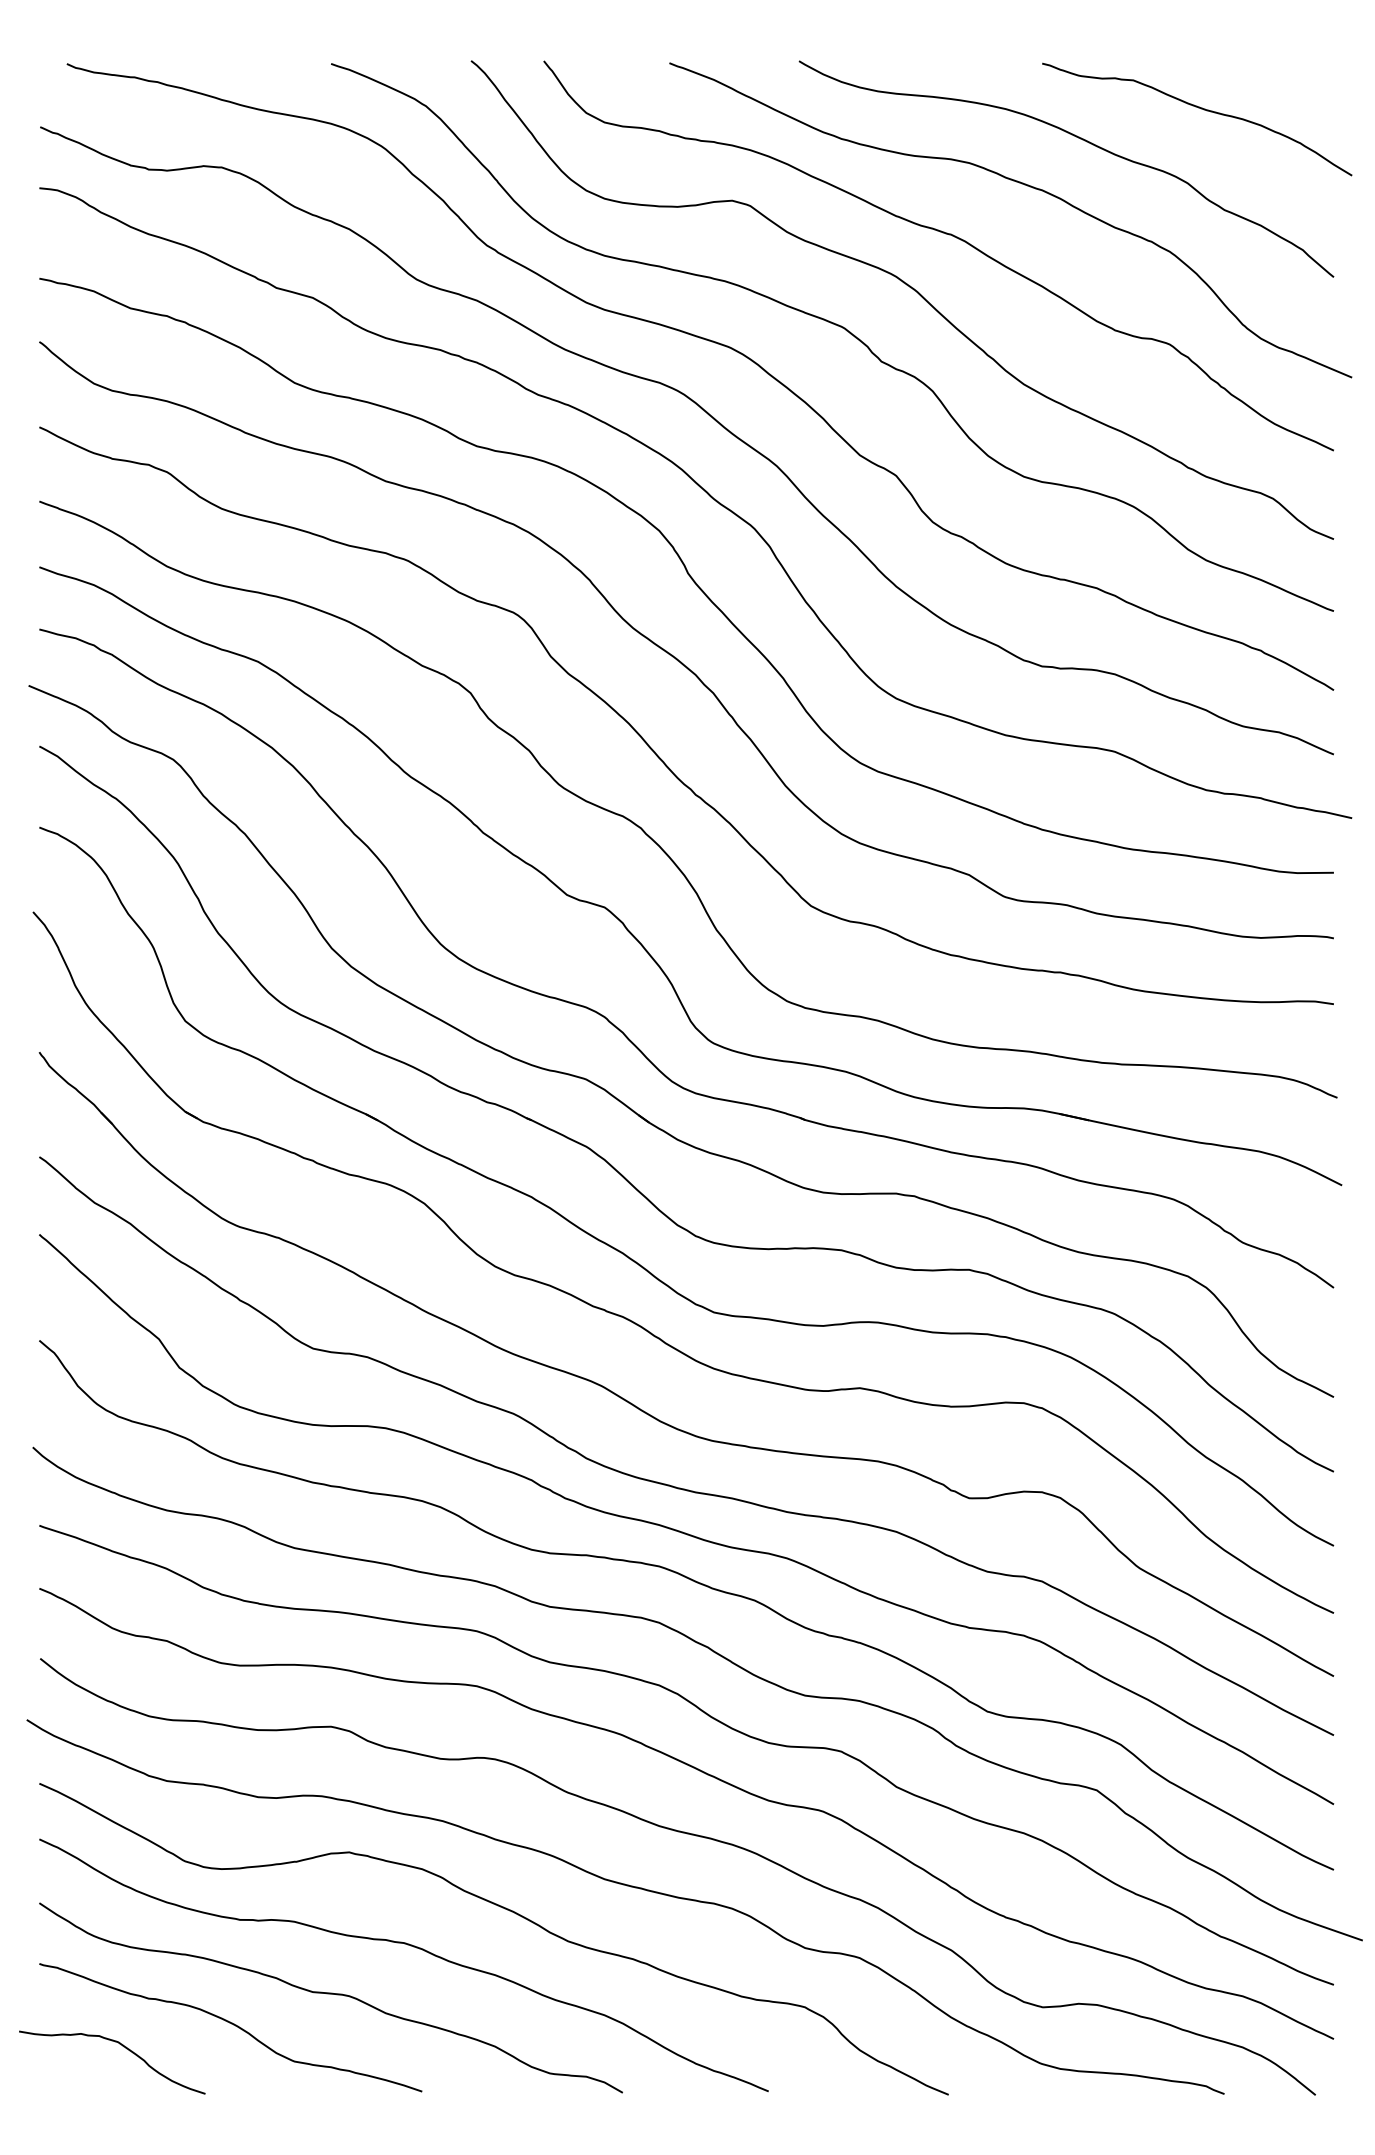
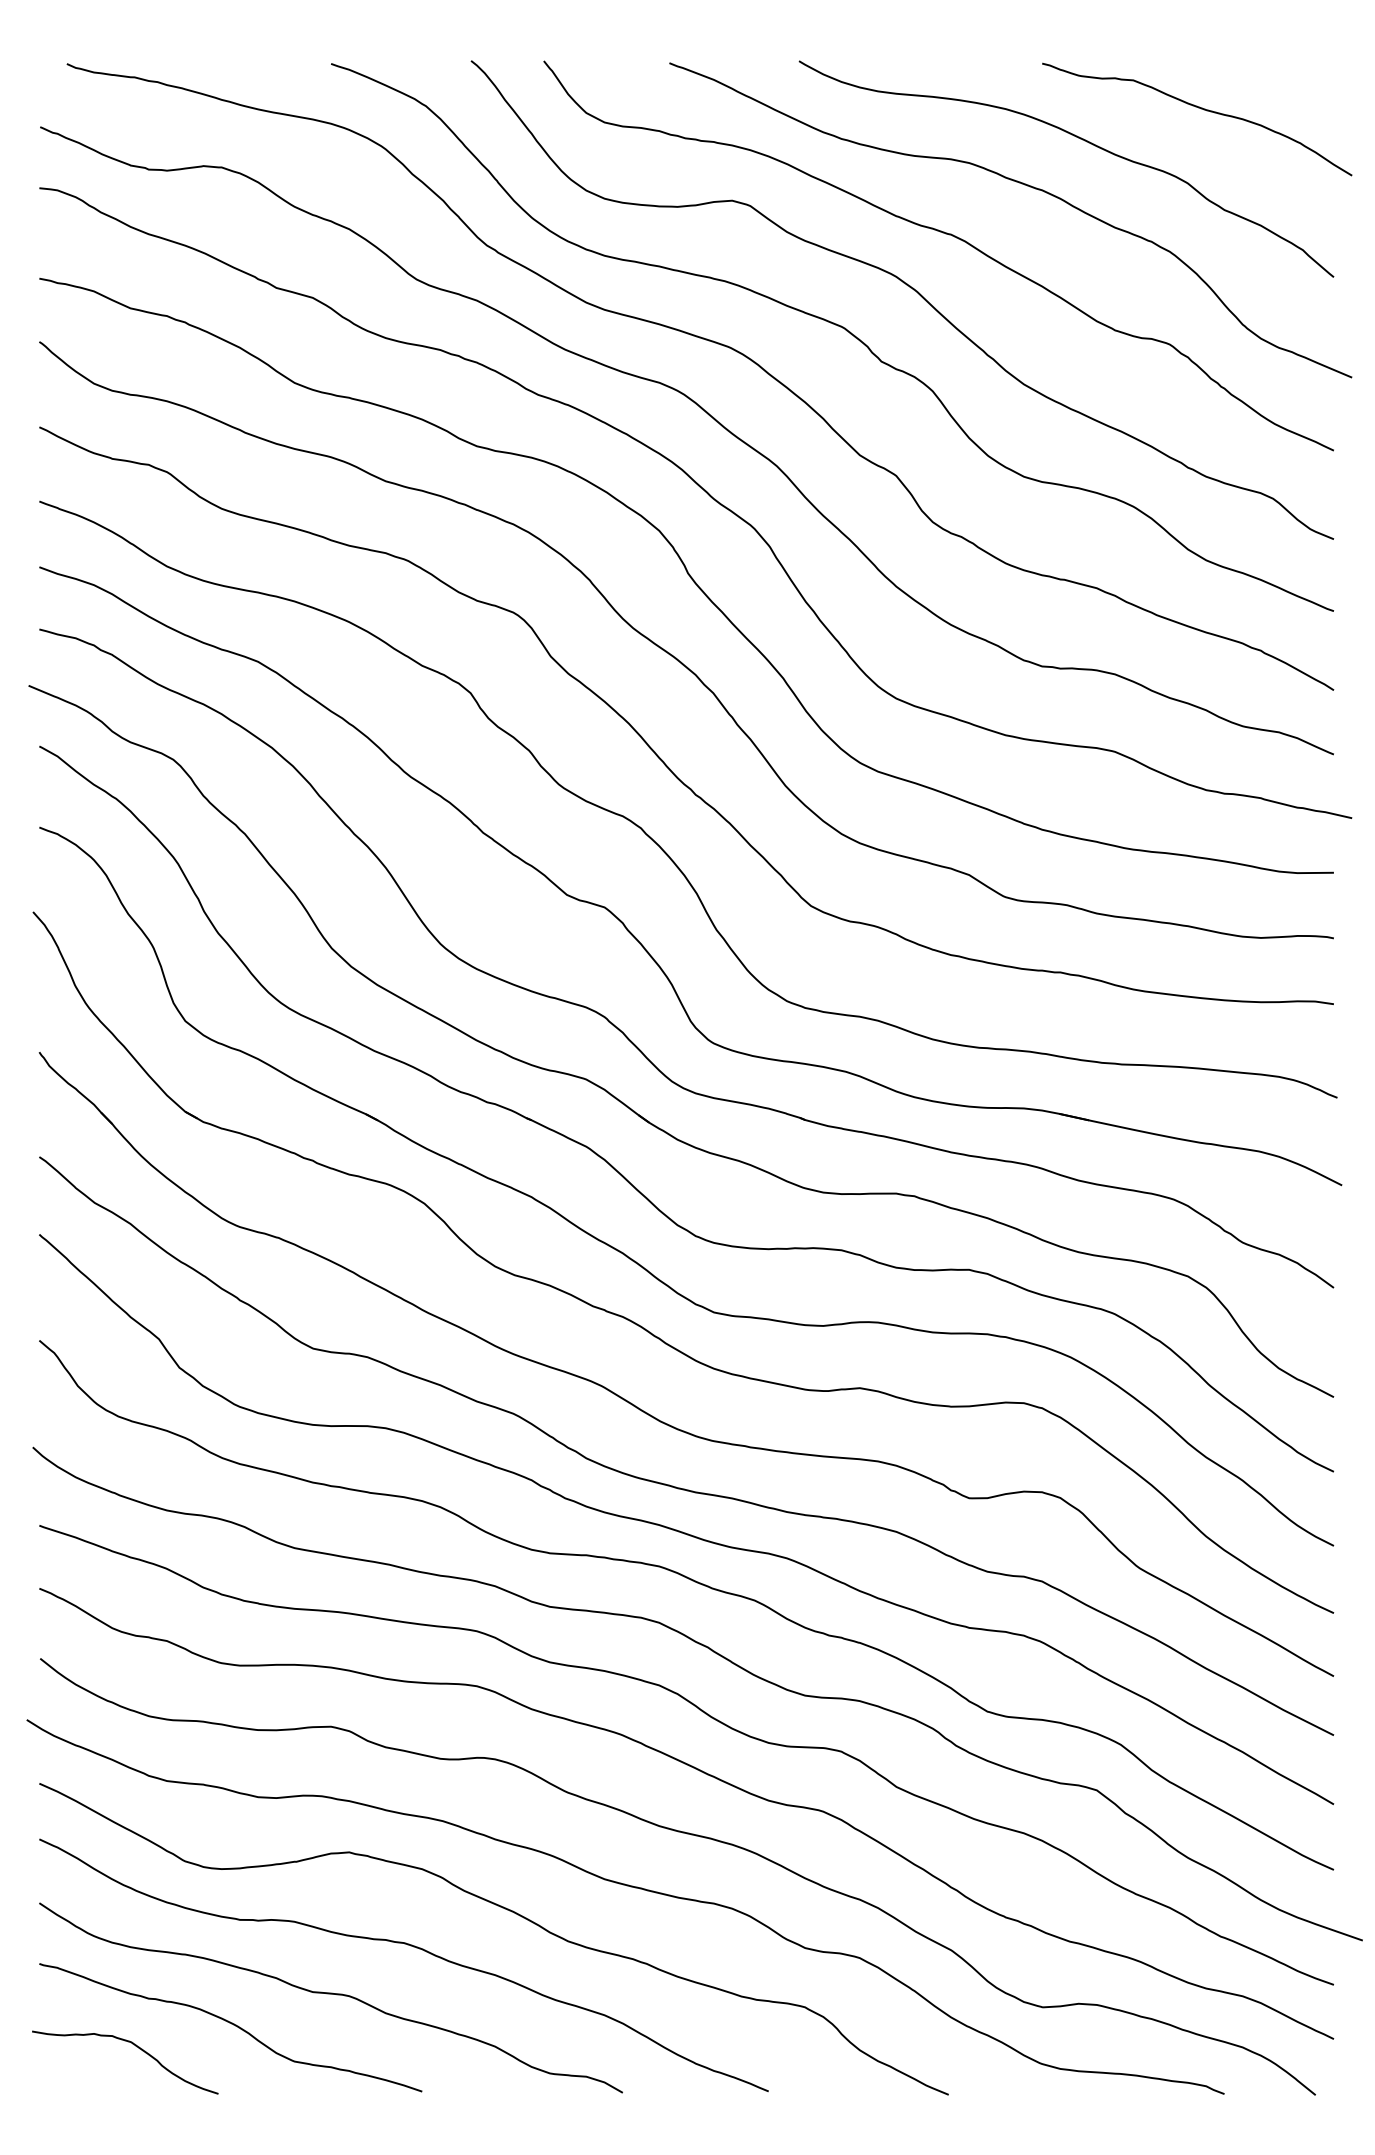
curve position: (122, 2046) -> (135, 2046) (135, 2046)
